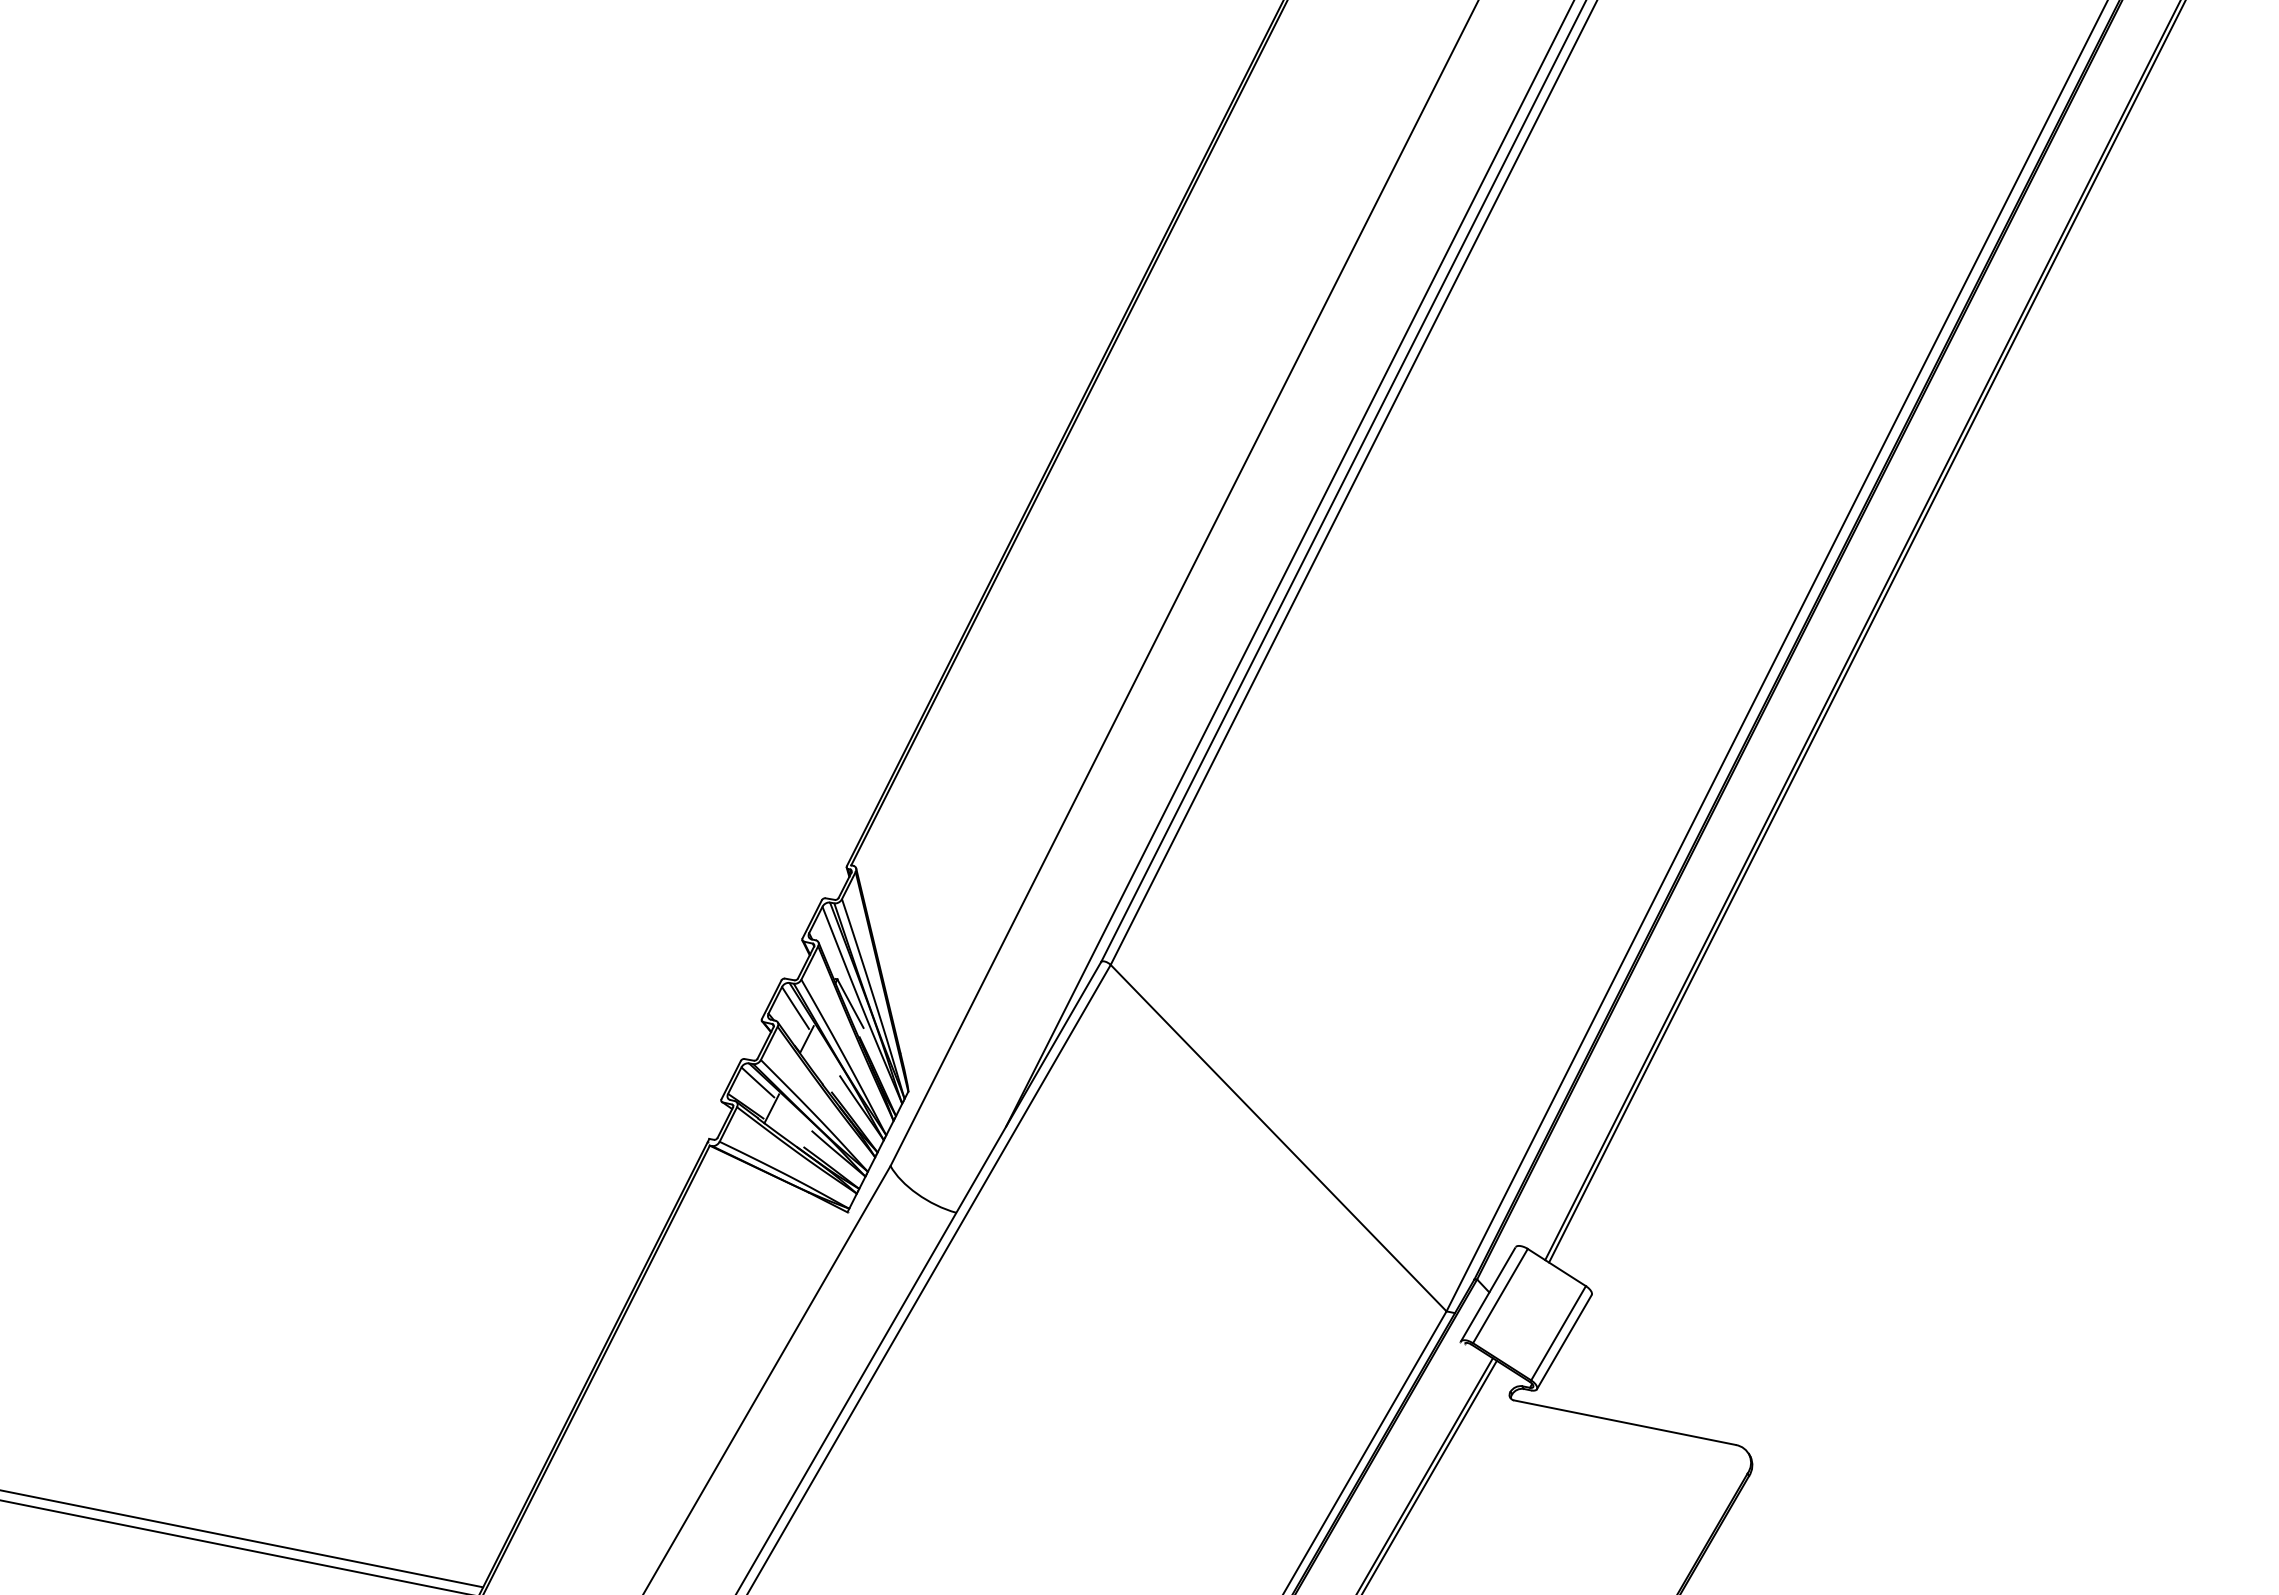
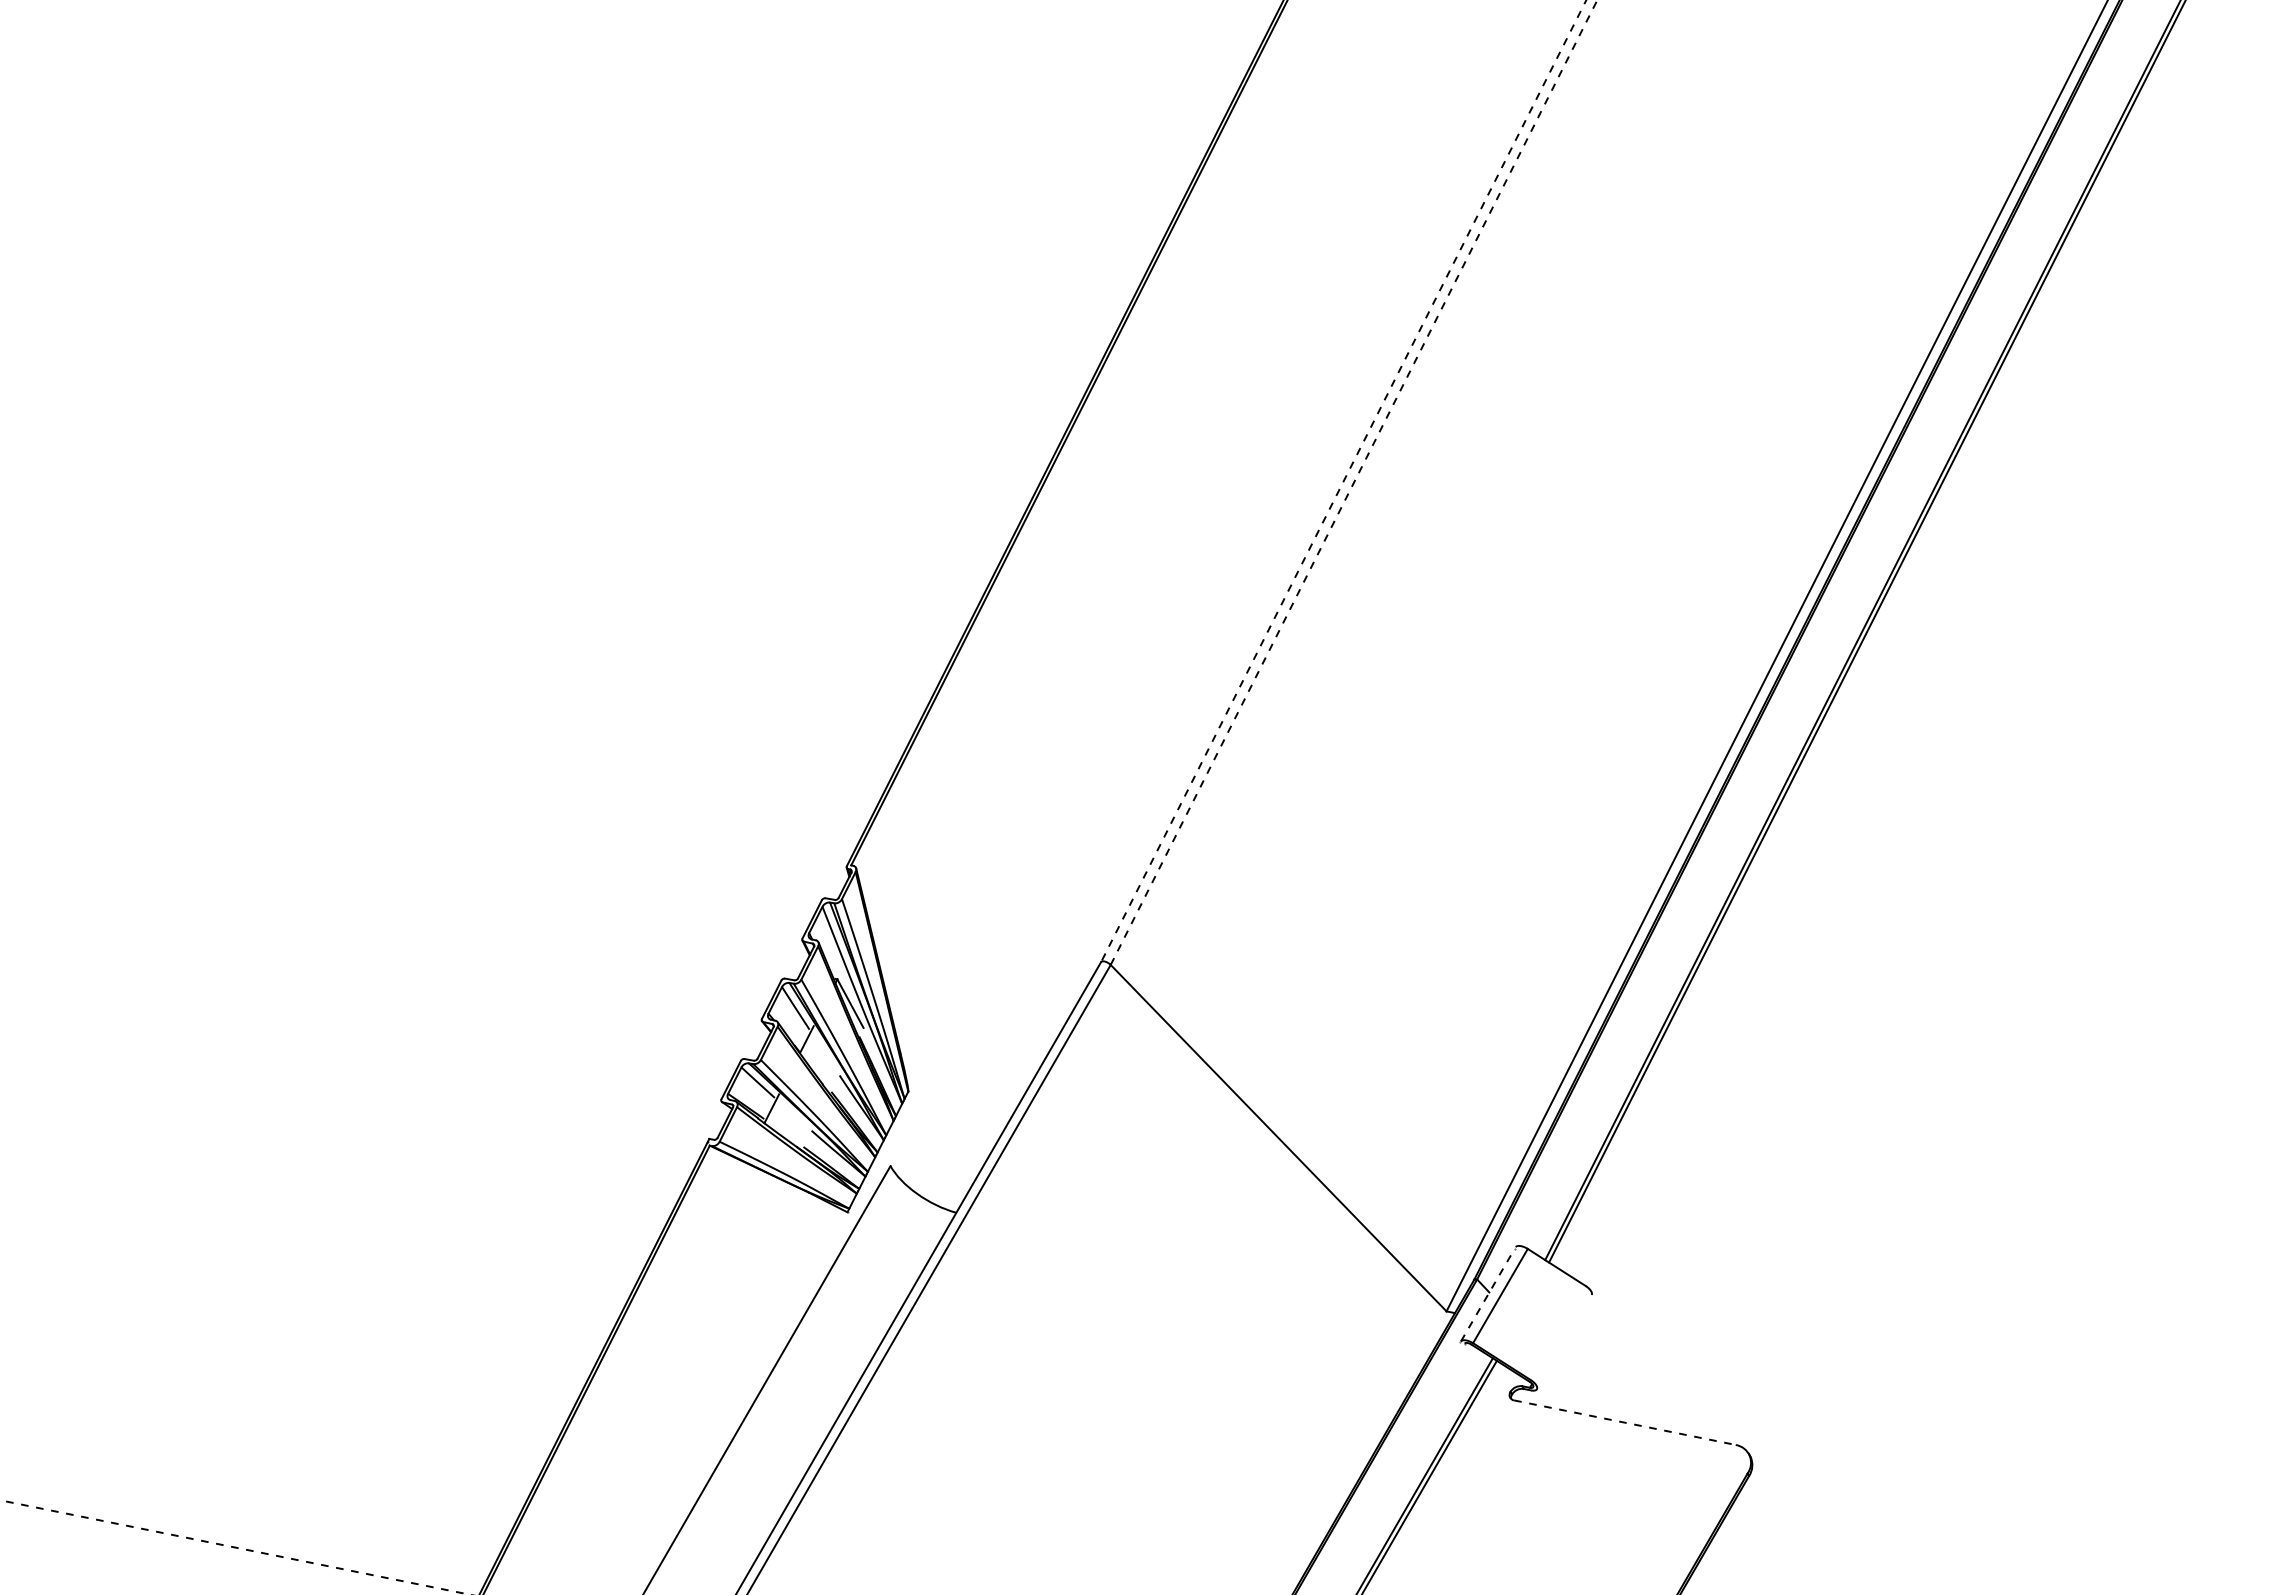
line: solid -> dashed (1343, 481)
line: solid -> dashed (1353, 482)
line: present -> none (1289, 564)
line: present -> none (1183, 584)
line: solid -> dashed (1488, 1294)
line: present -> none (1558, 1333)
line: present -> none (1563, 1342)
line: solid -> dashed (1625, 1422)
line: present -> none (1365, 1451)
line: present -> none (242, 1538)
line: solid -> dashed (235, 1547)
